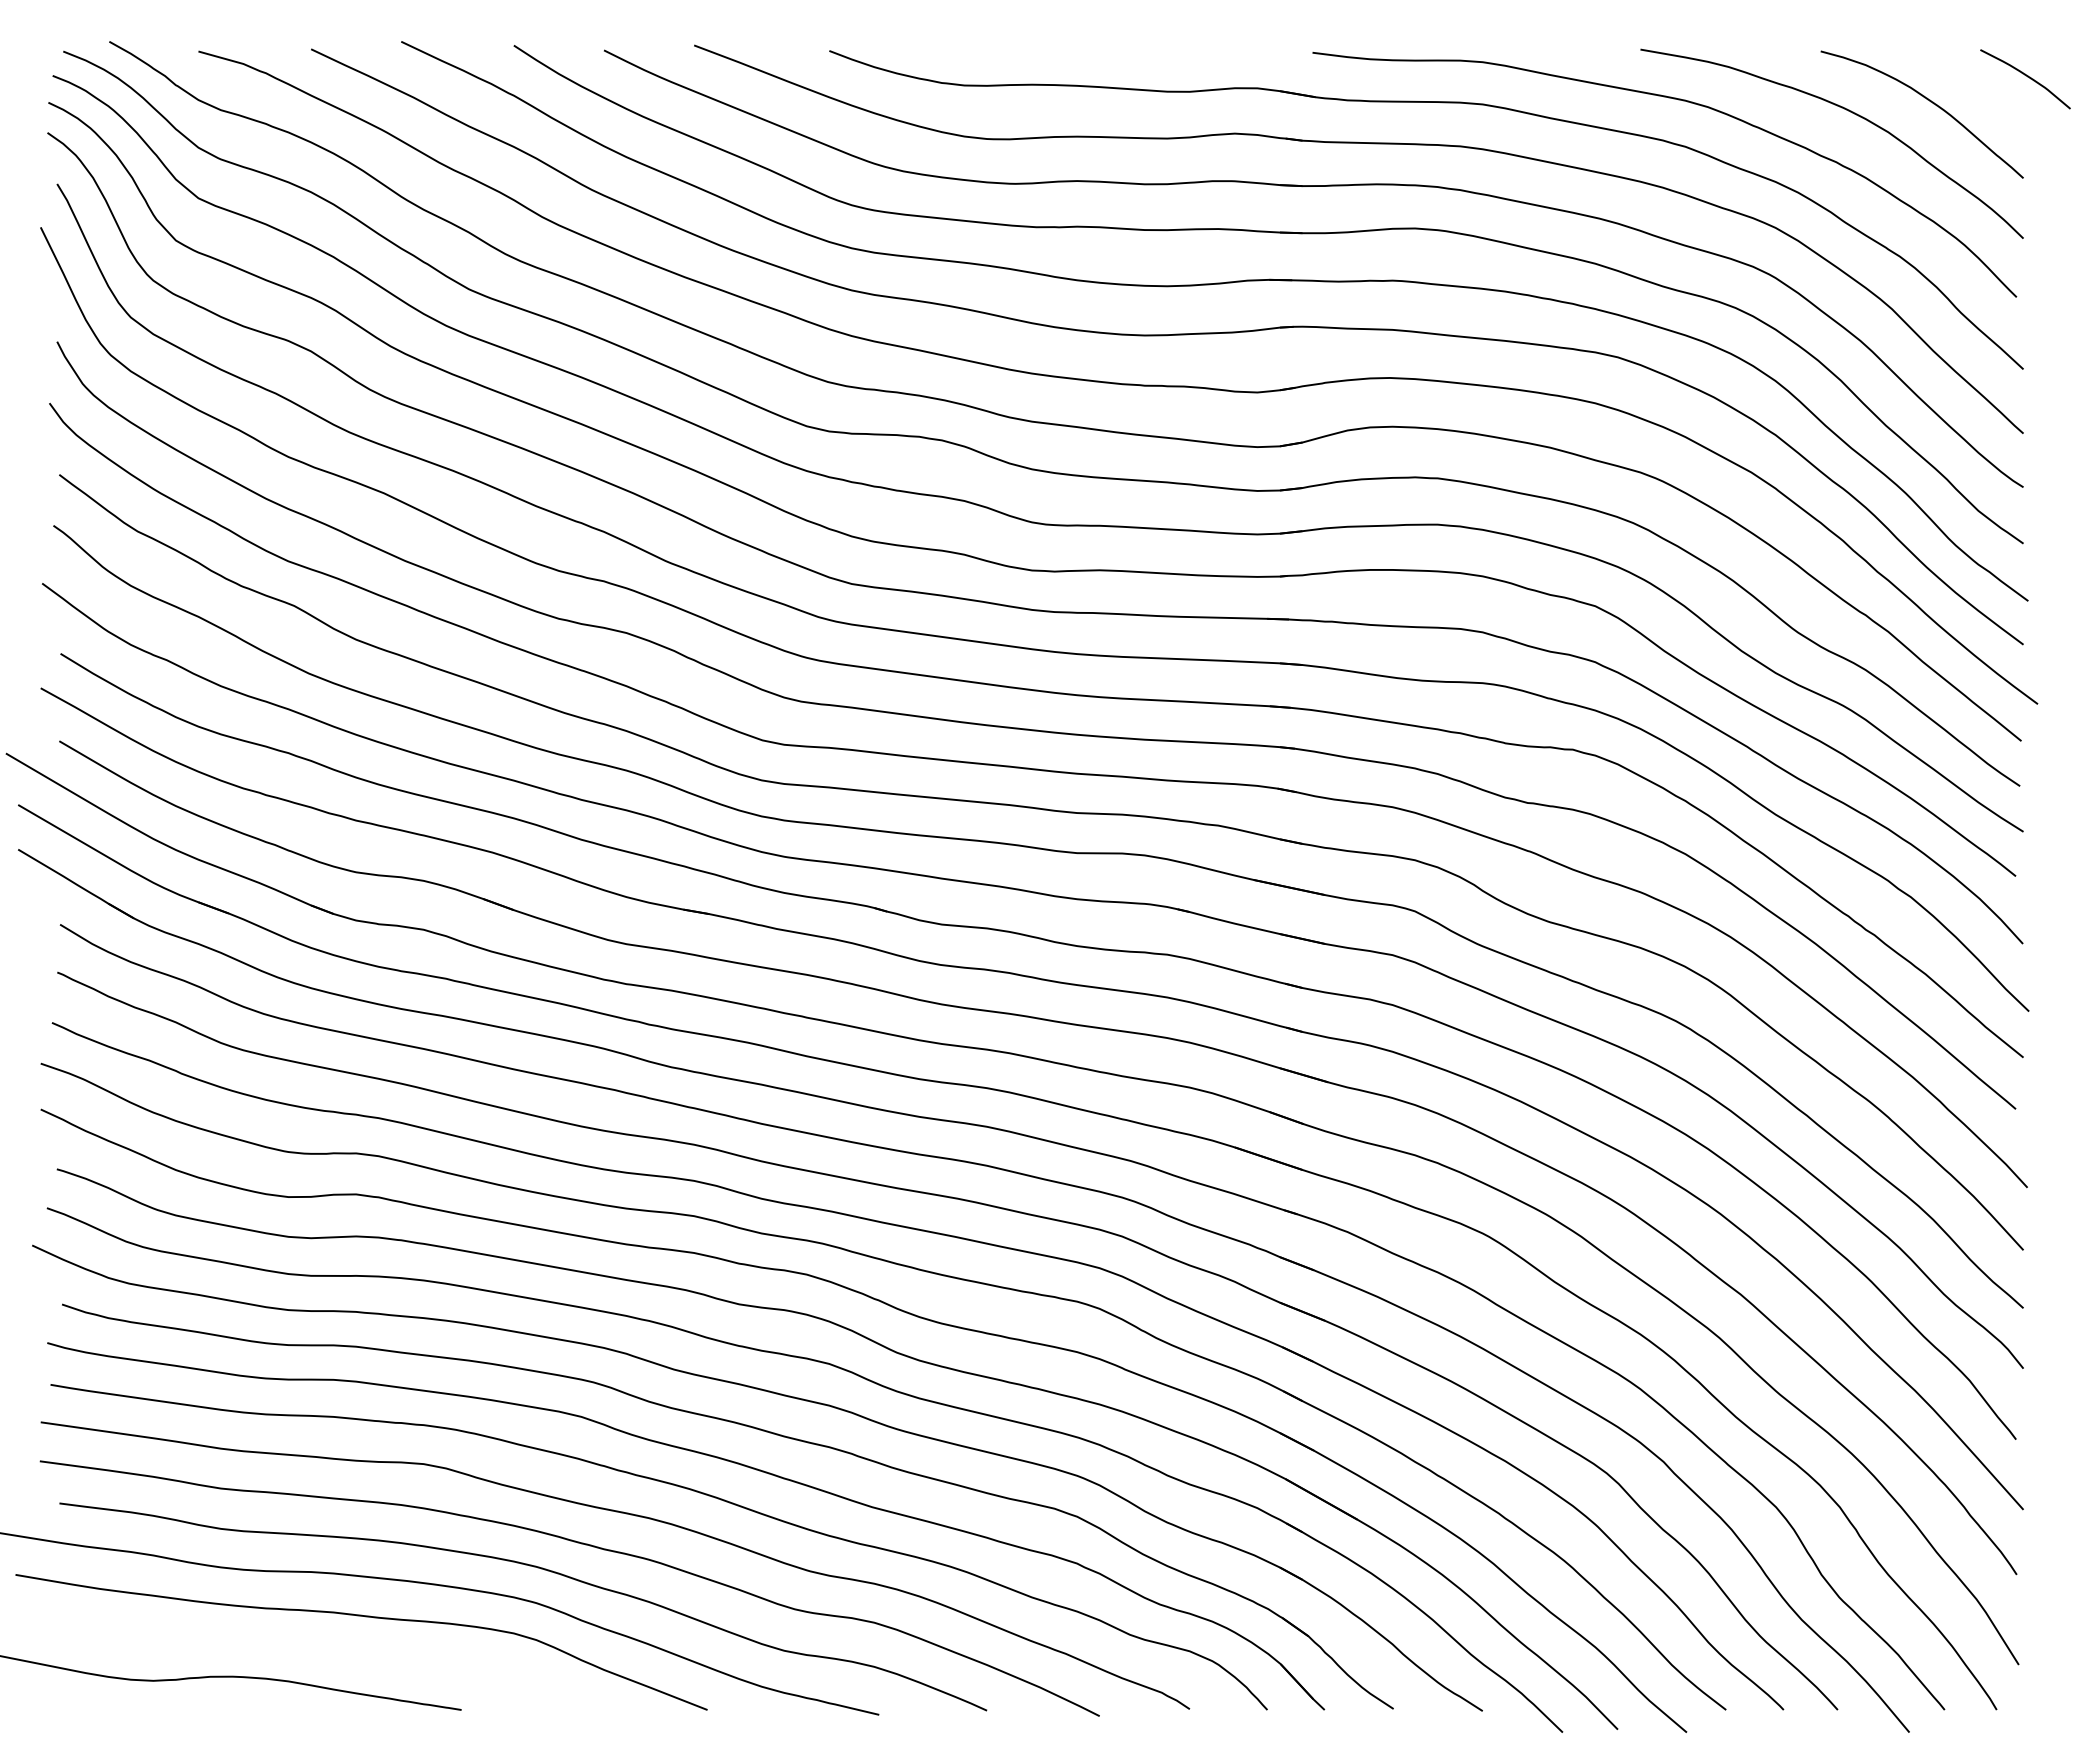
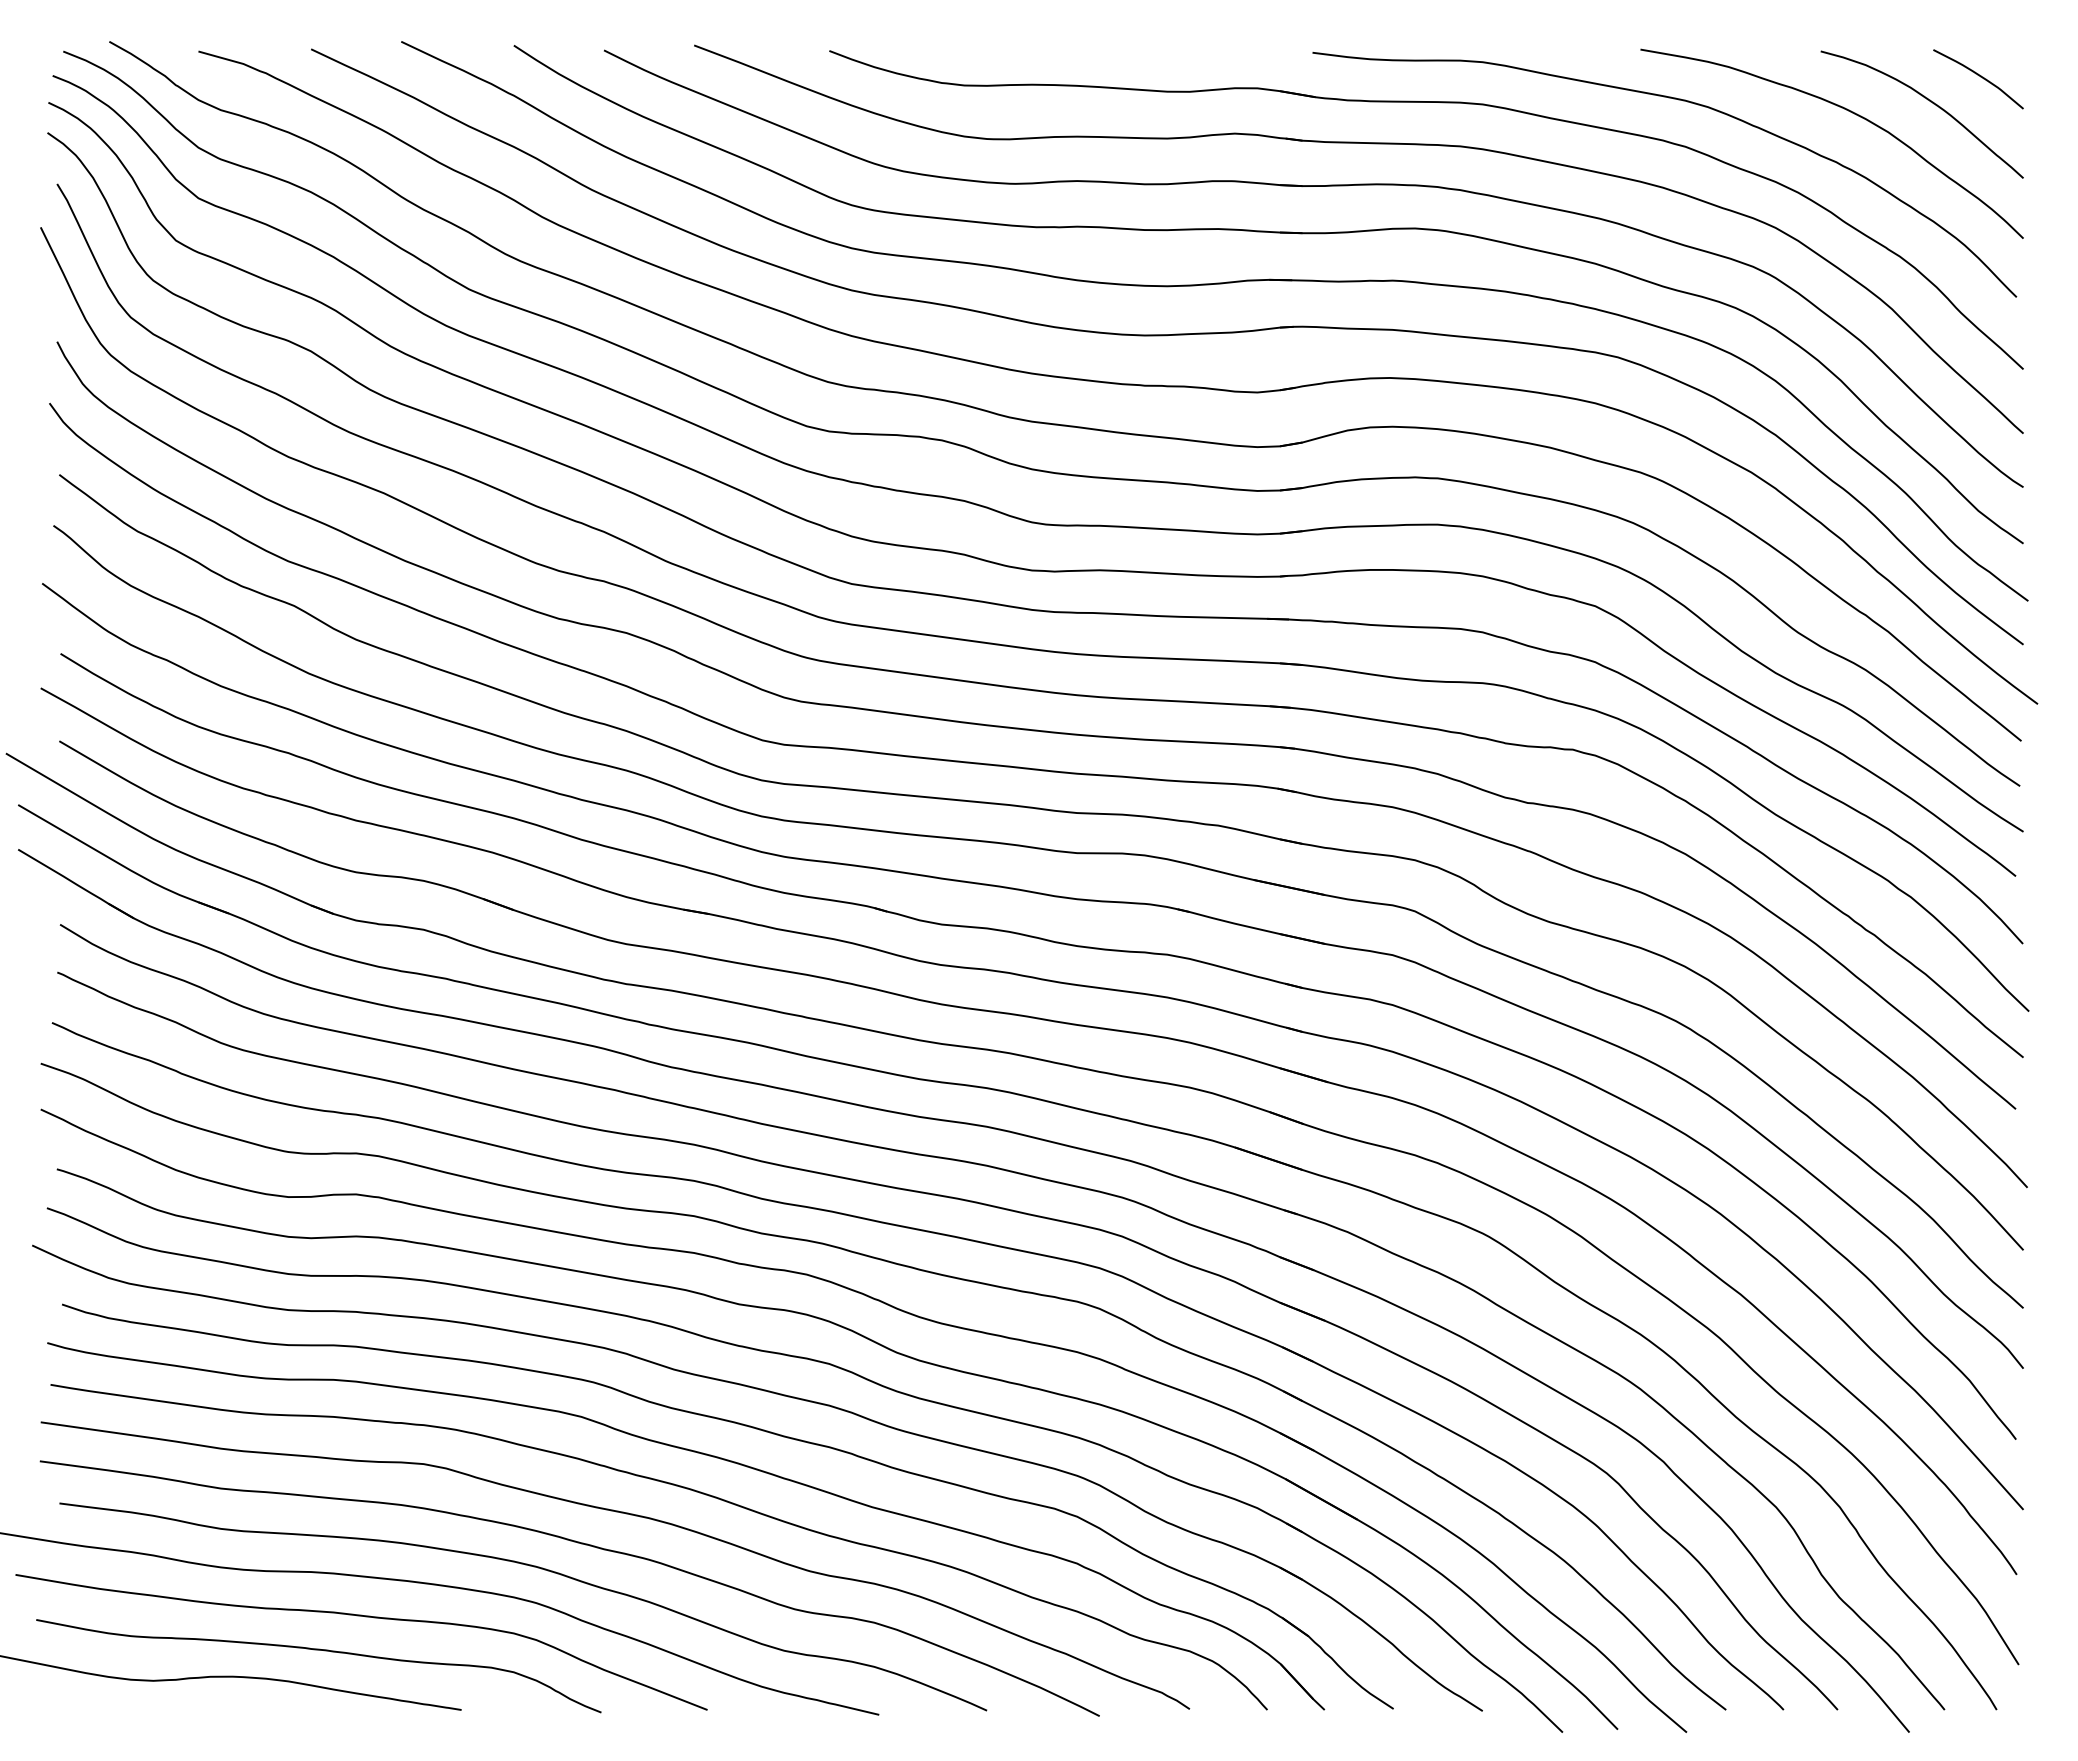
curve position: (2027, 77) -> (1980, 77) (1980, 77)
curve: none -> present (318, 1650)
